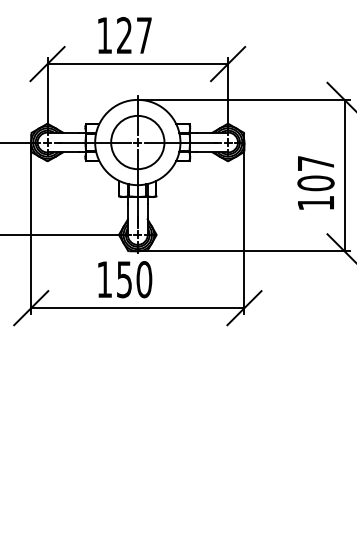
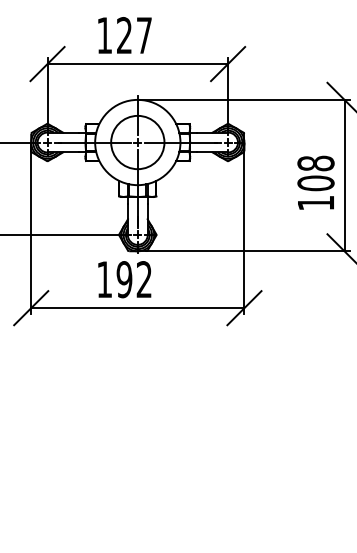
text: 107 -> 108 (315, 163)
text: 150 -> 192 (134, 279)
